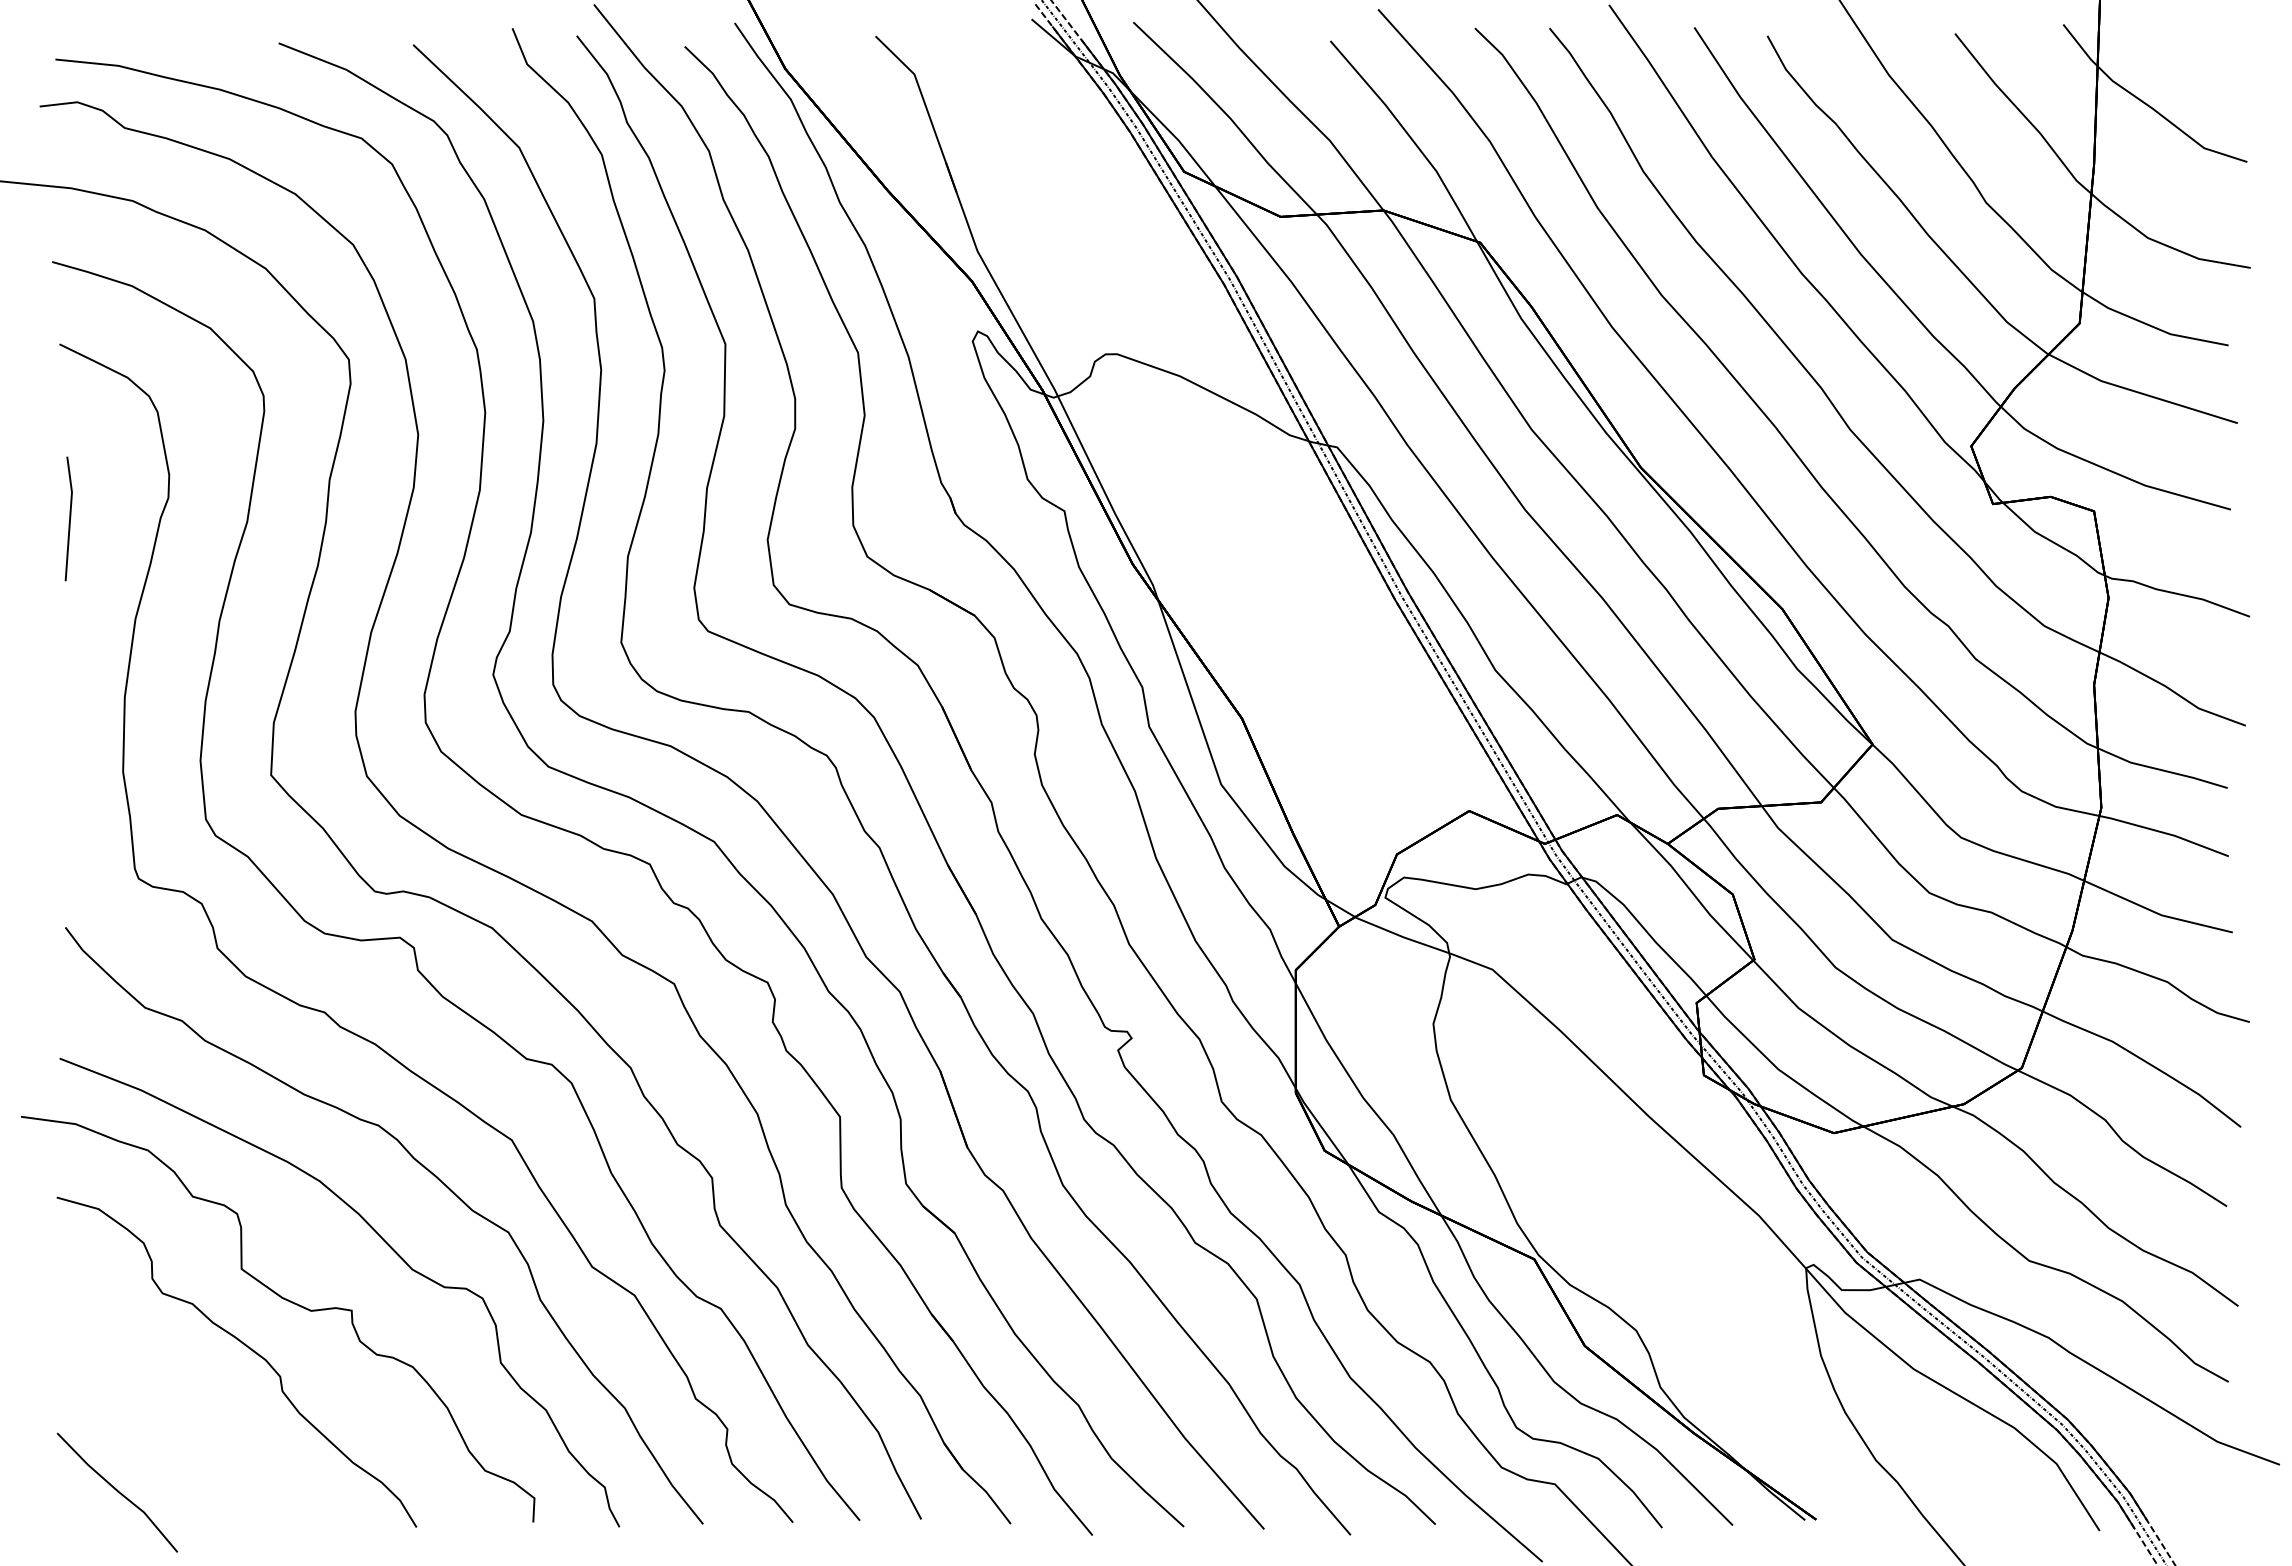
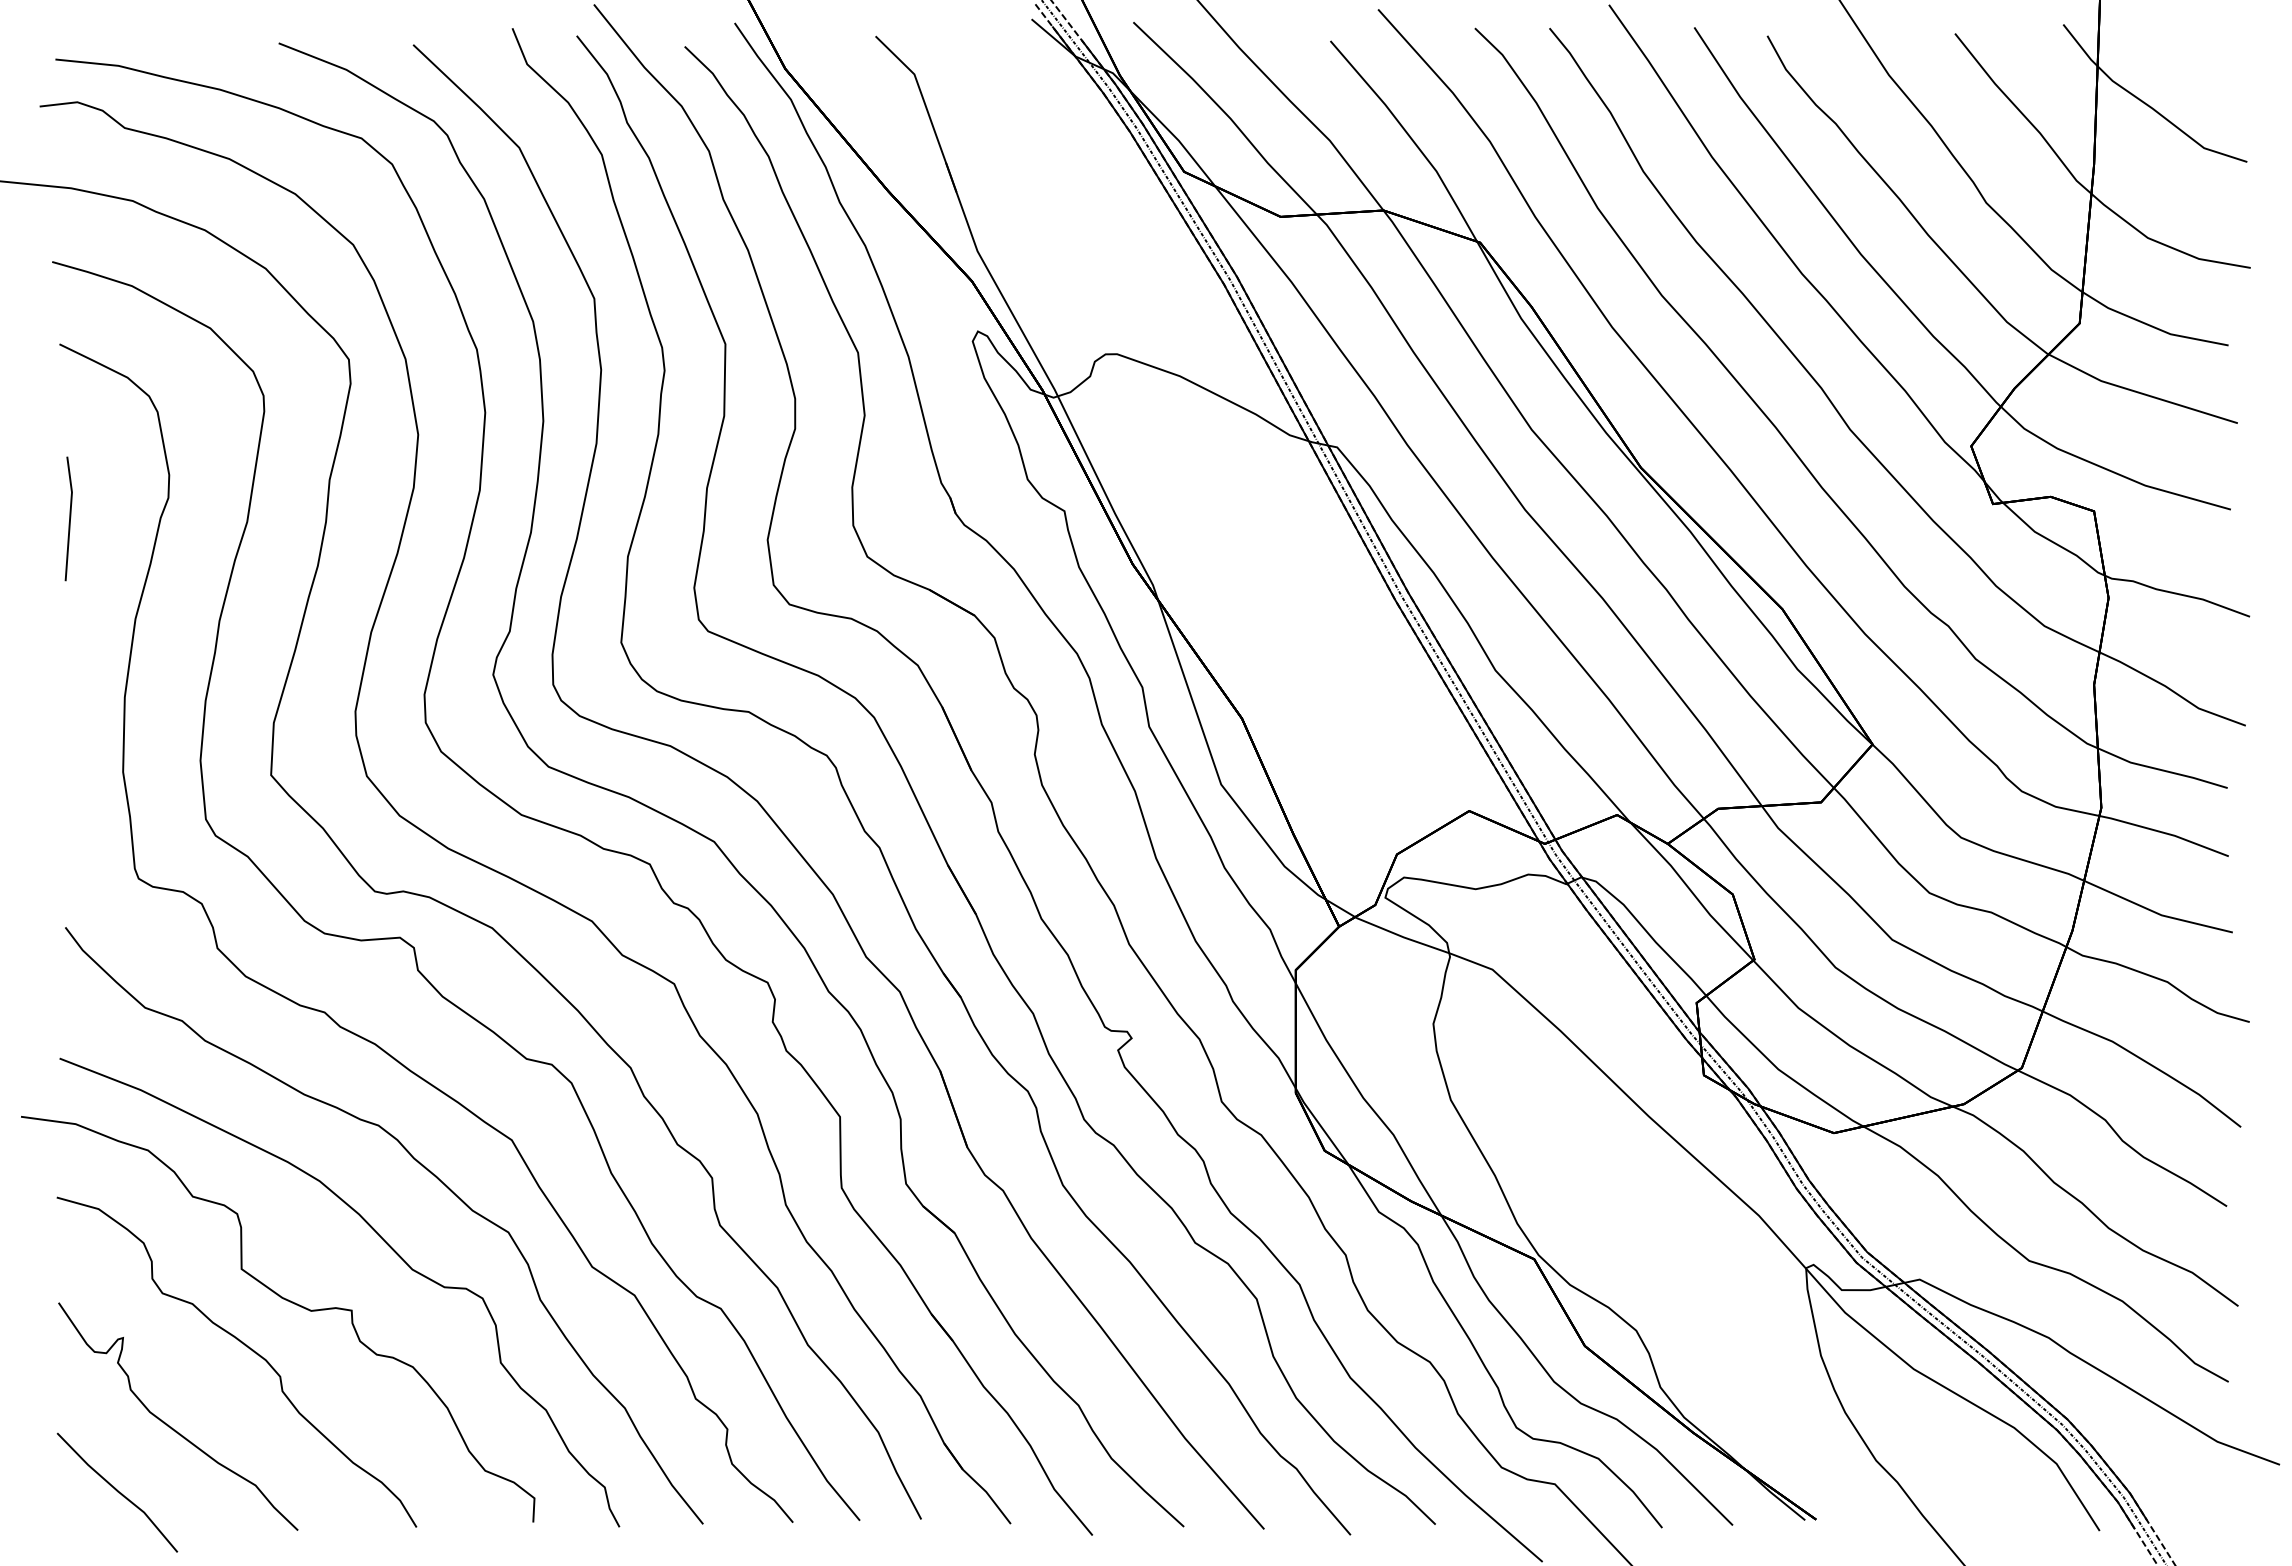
part: none -> present (172, 1427)
